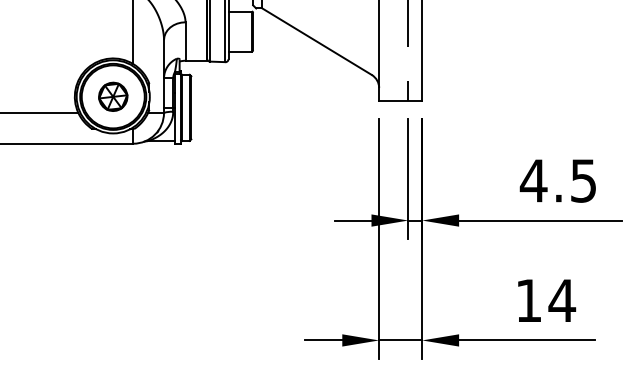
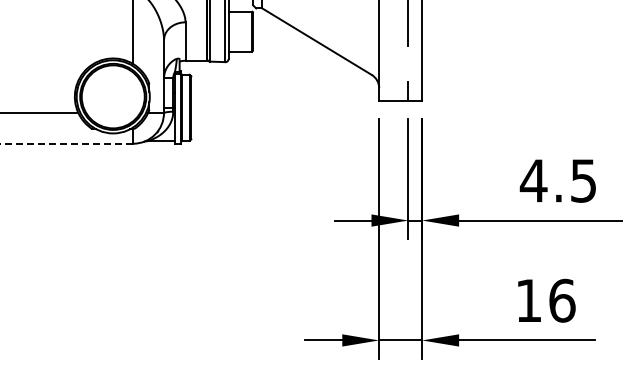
part: present -> none (113, 96)
line: solid -> dashed (66, 143)
text: 14 -> 16 (562, 300)
